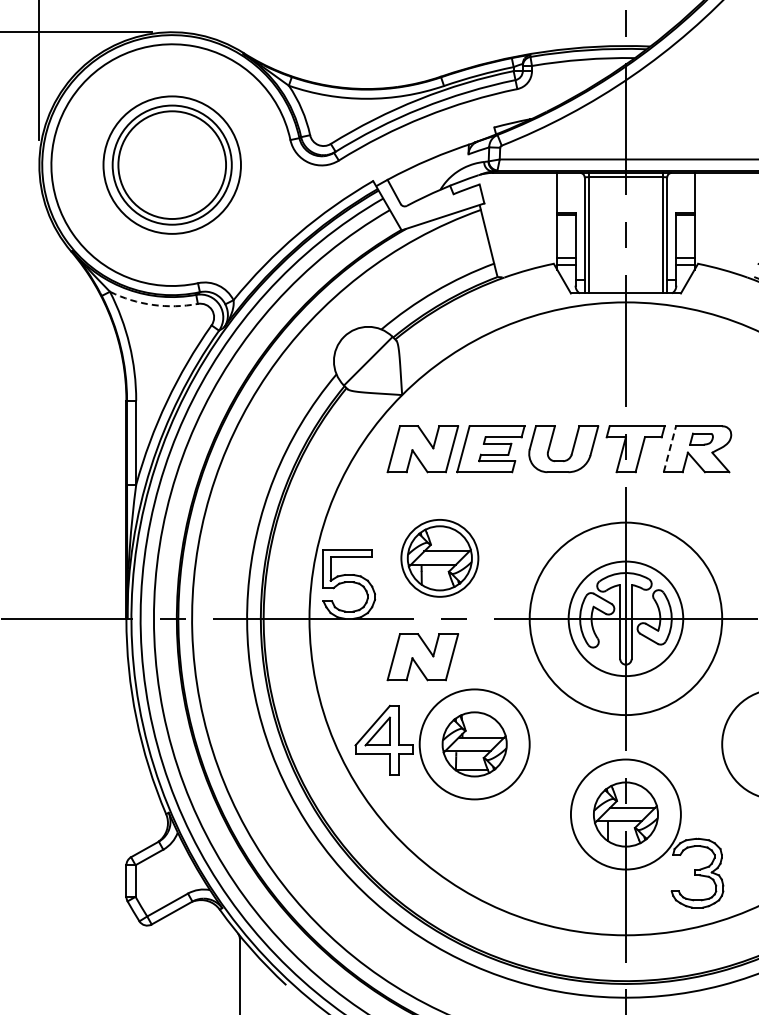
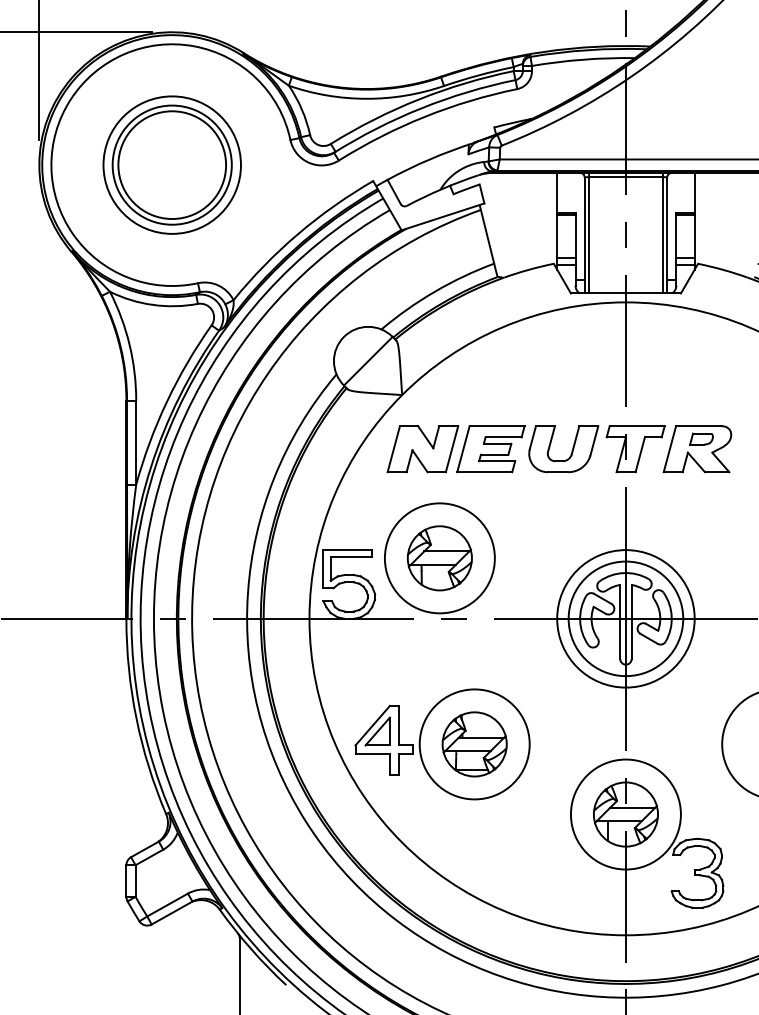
arc: dashed -> solid (152, 304)
line: dashed -> solid (669, 449)
circle diameter: 77 px -> 110 px (439, 558)
circle diameter: 192 px -> 137 px (625, 618)
part: present -> none (422, 657)
